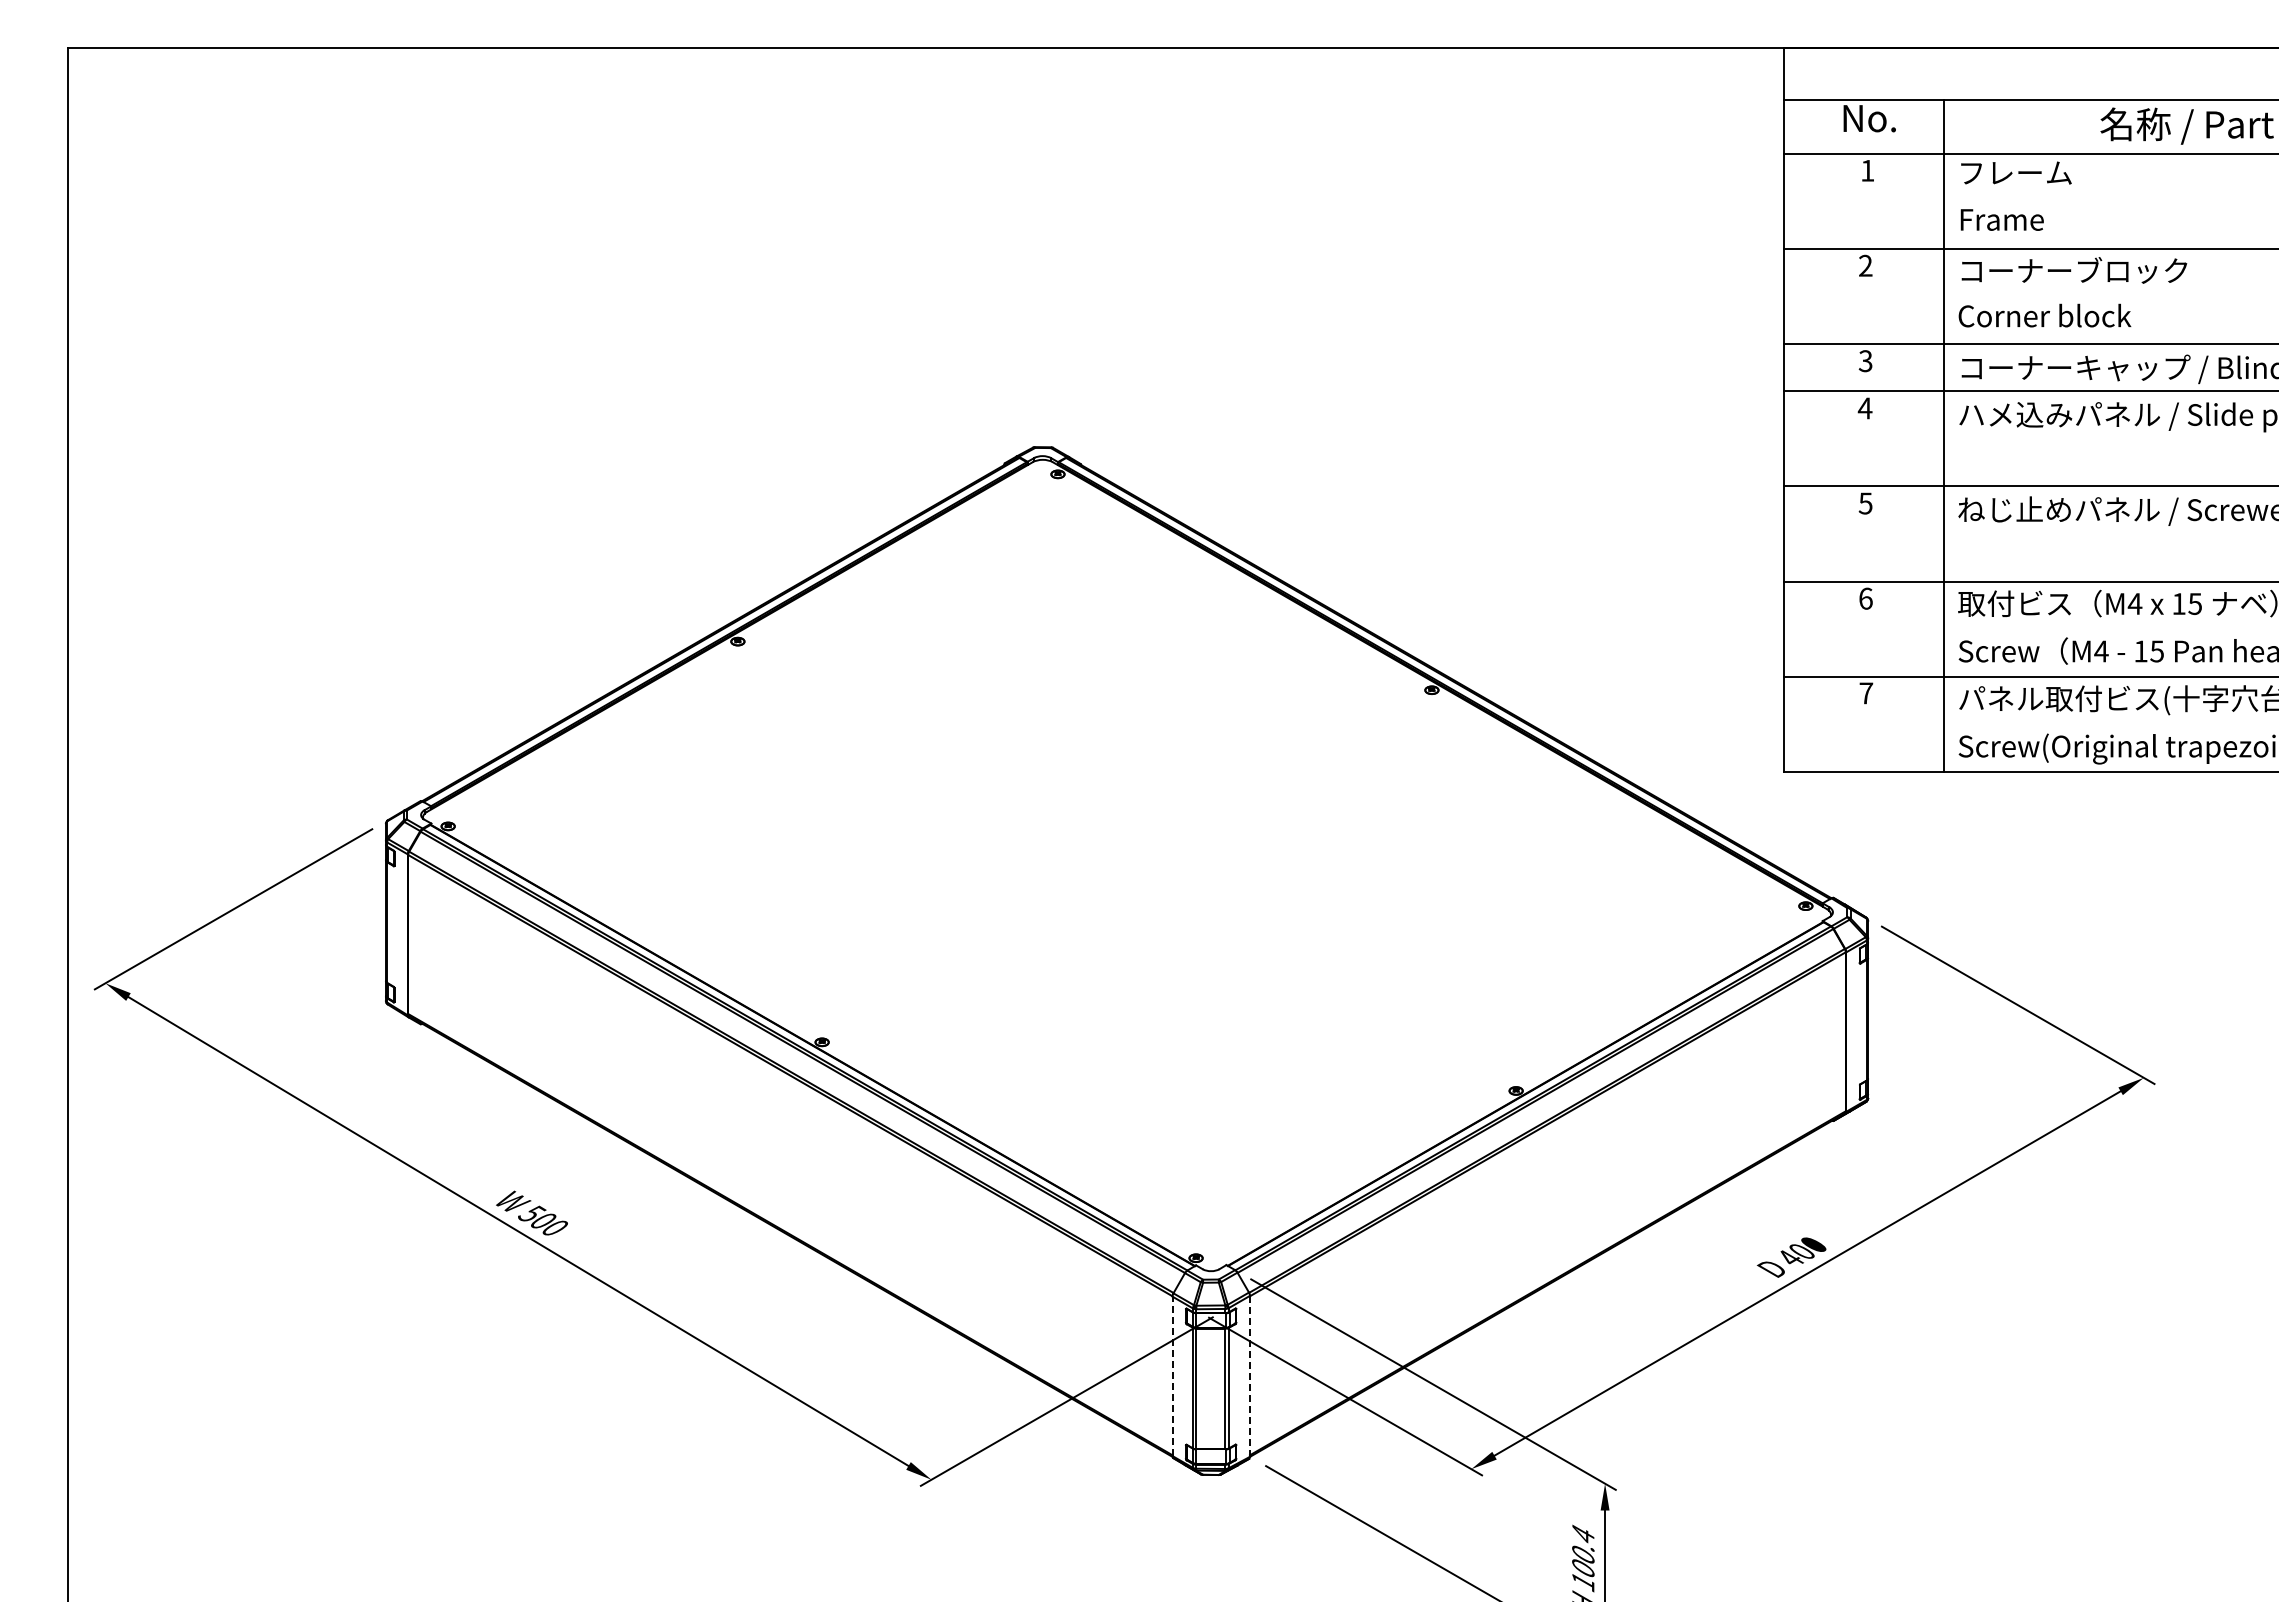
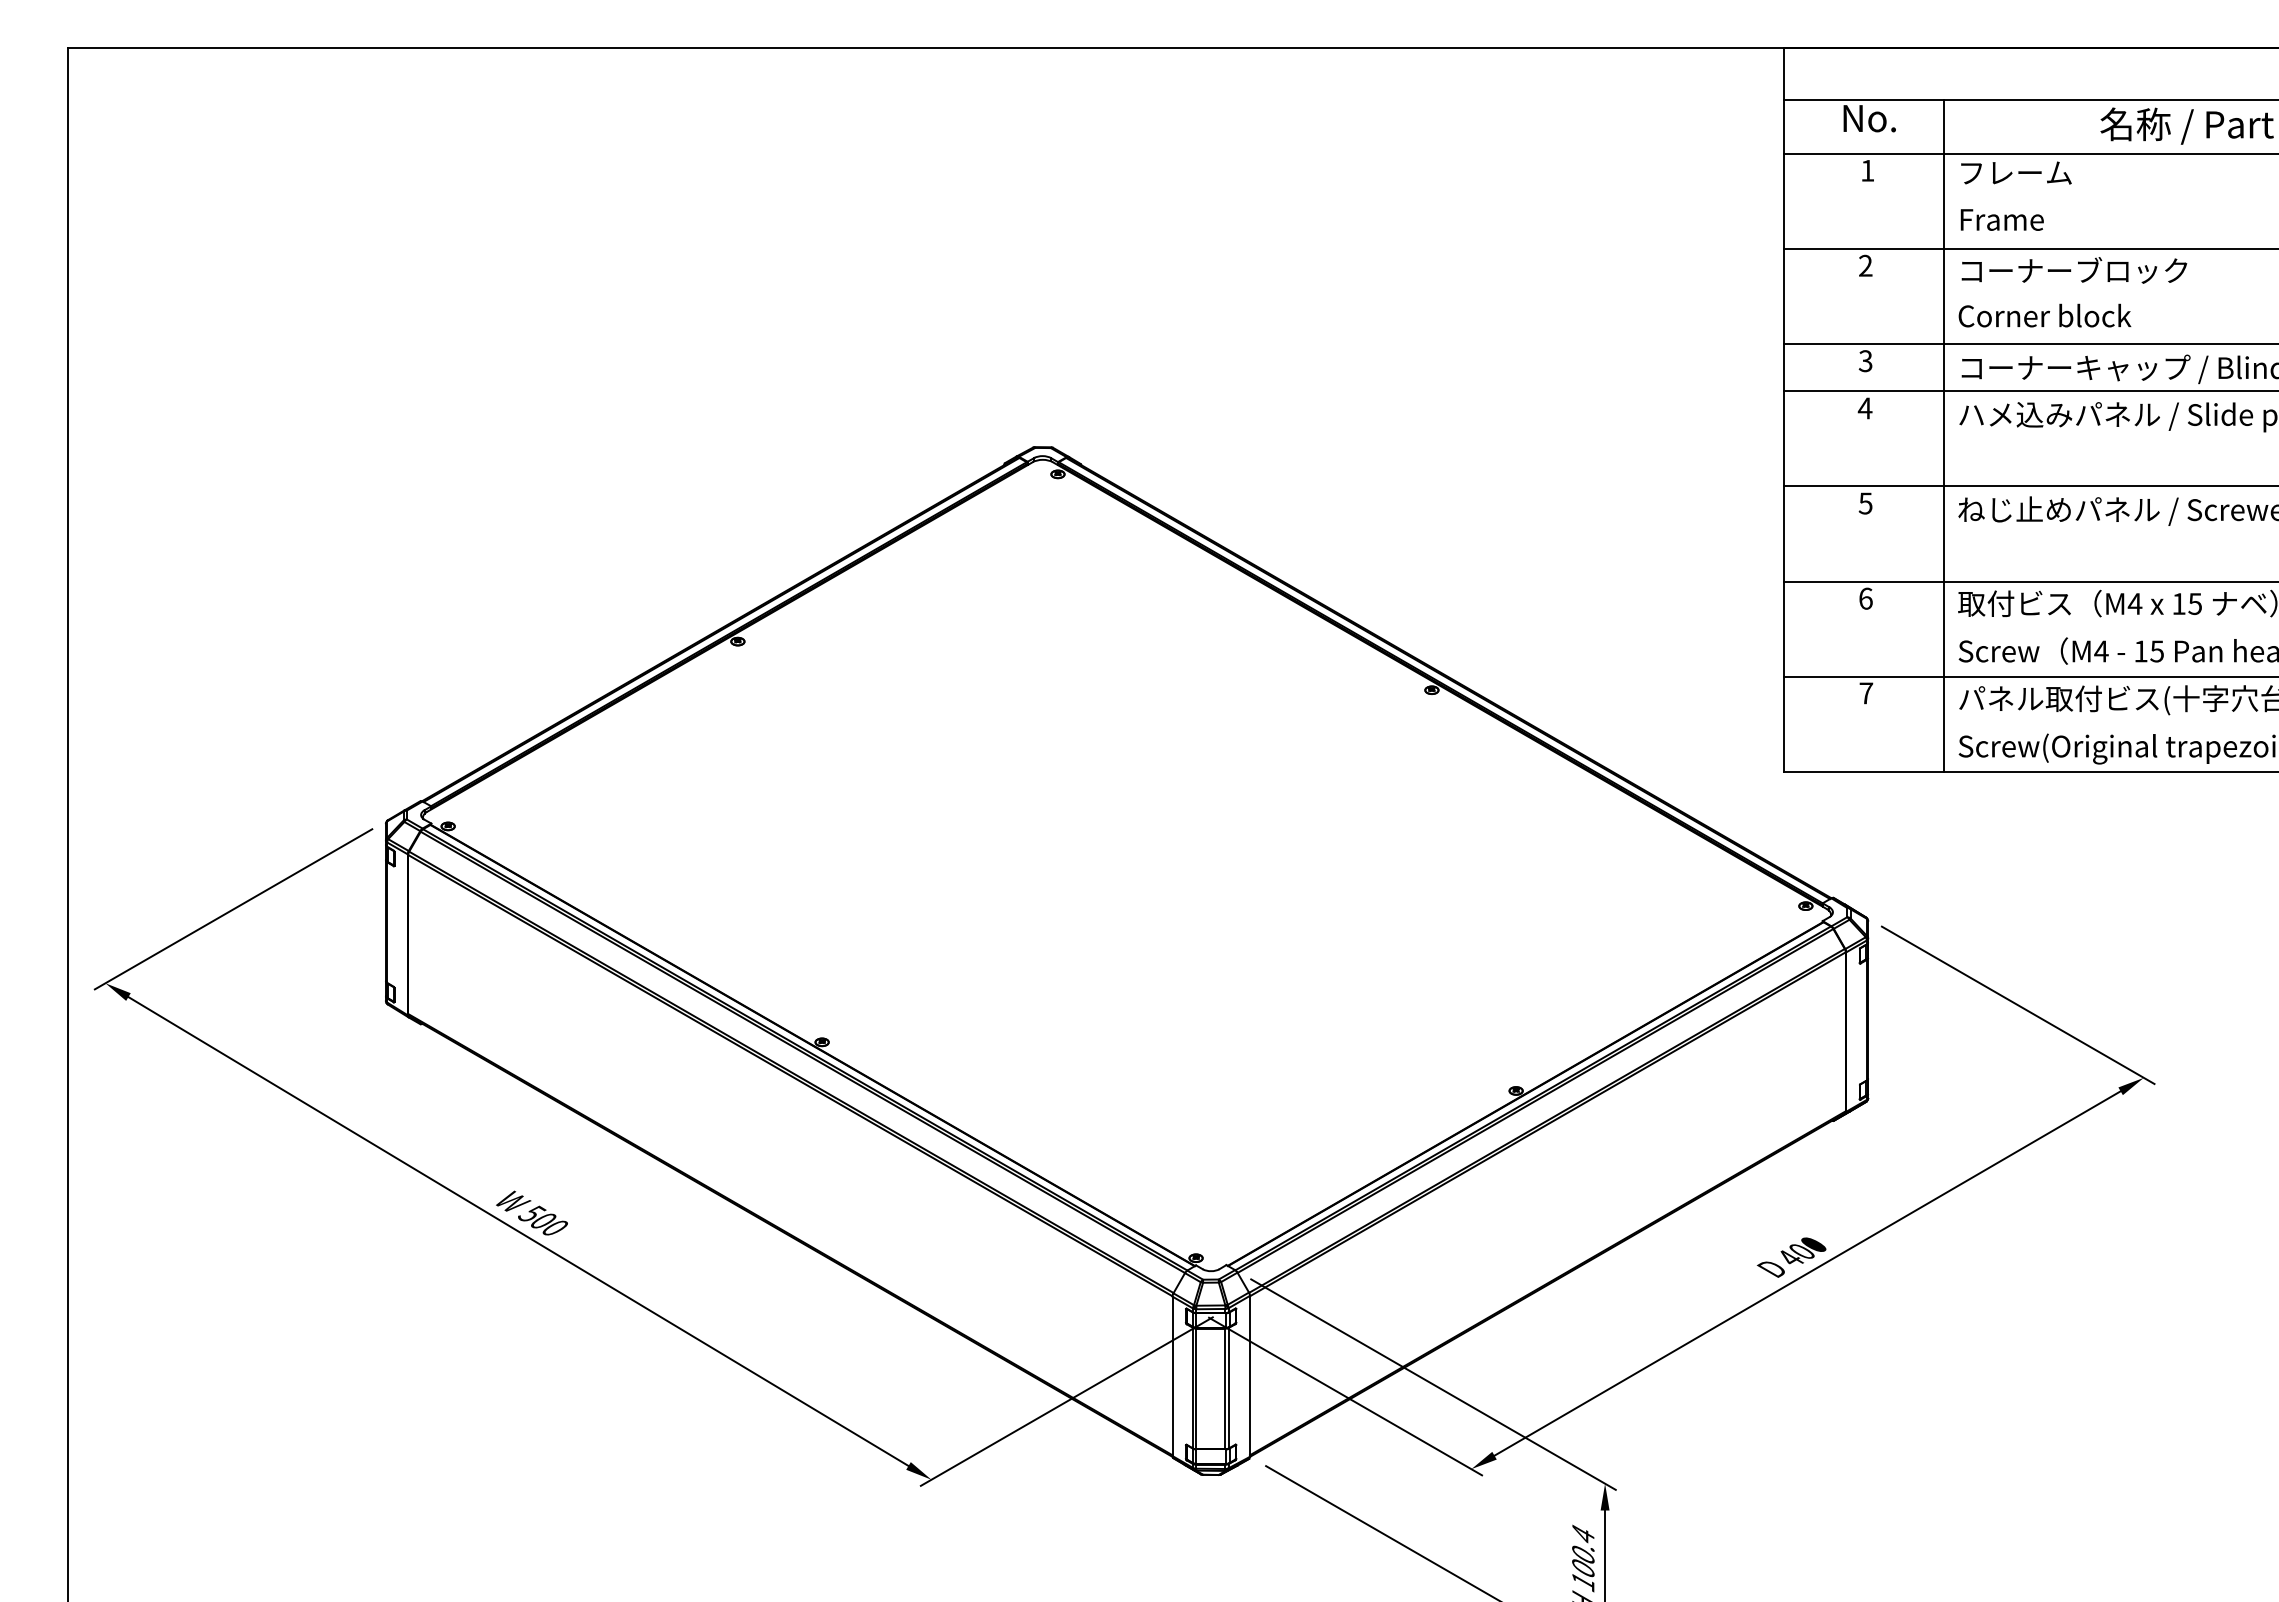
line: dashed -> solid (1250, 1375)
line: dashed -> solid (1172, 1376)
